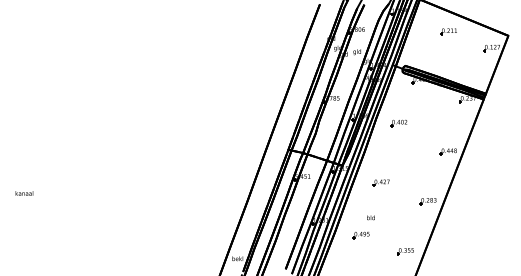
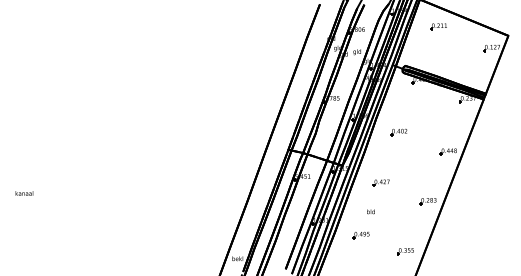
part position: (448, 31) -> (438, 26) (438, 26)
part position: (398, 123) -> (398, 132) (398, 132)
text position: (370, 217) -> (370, 211) (370, 211)
